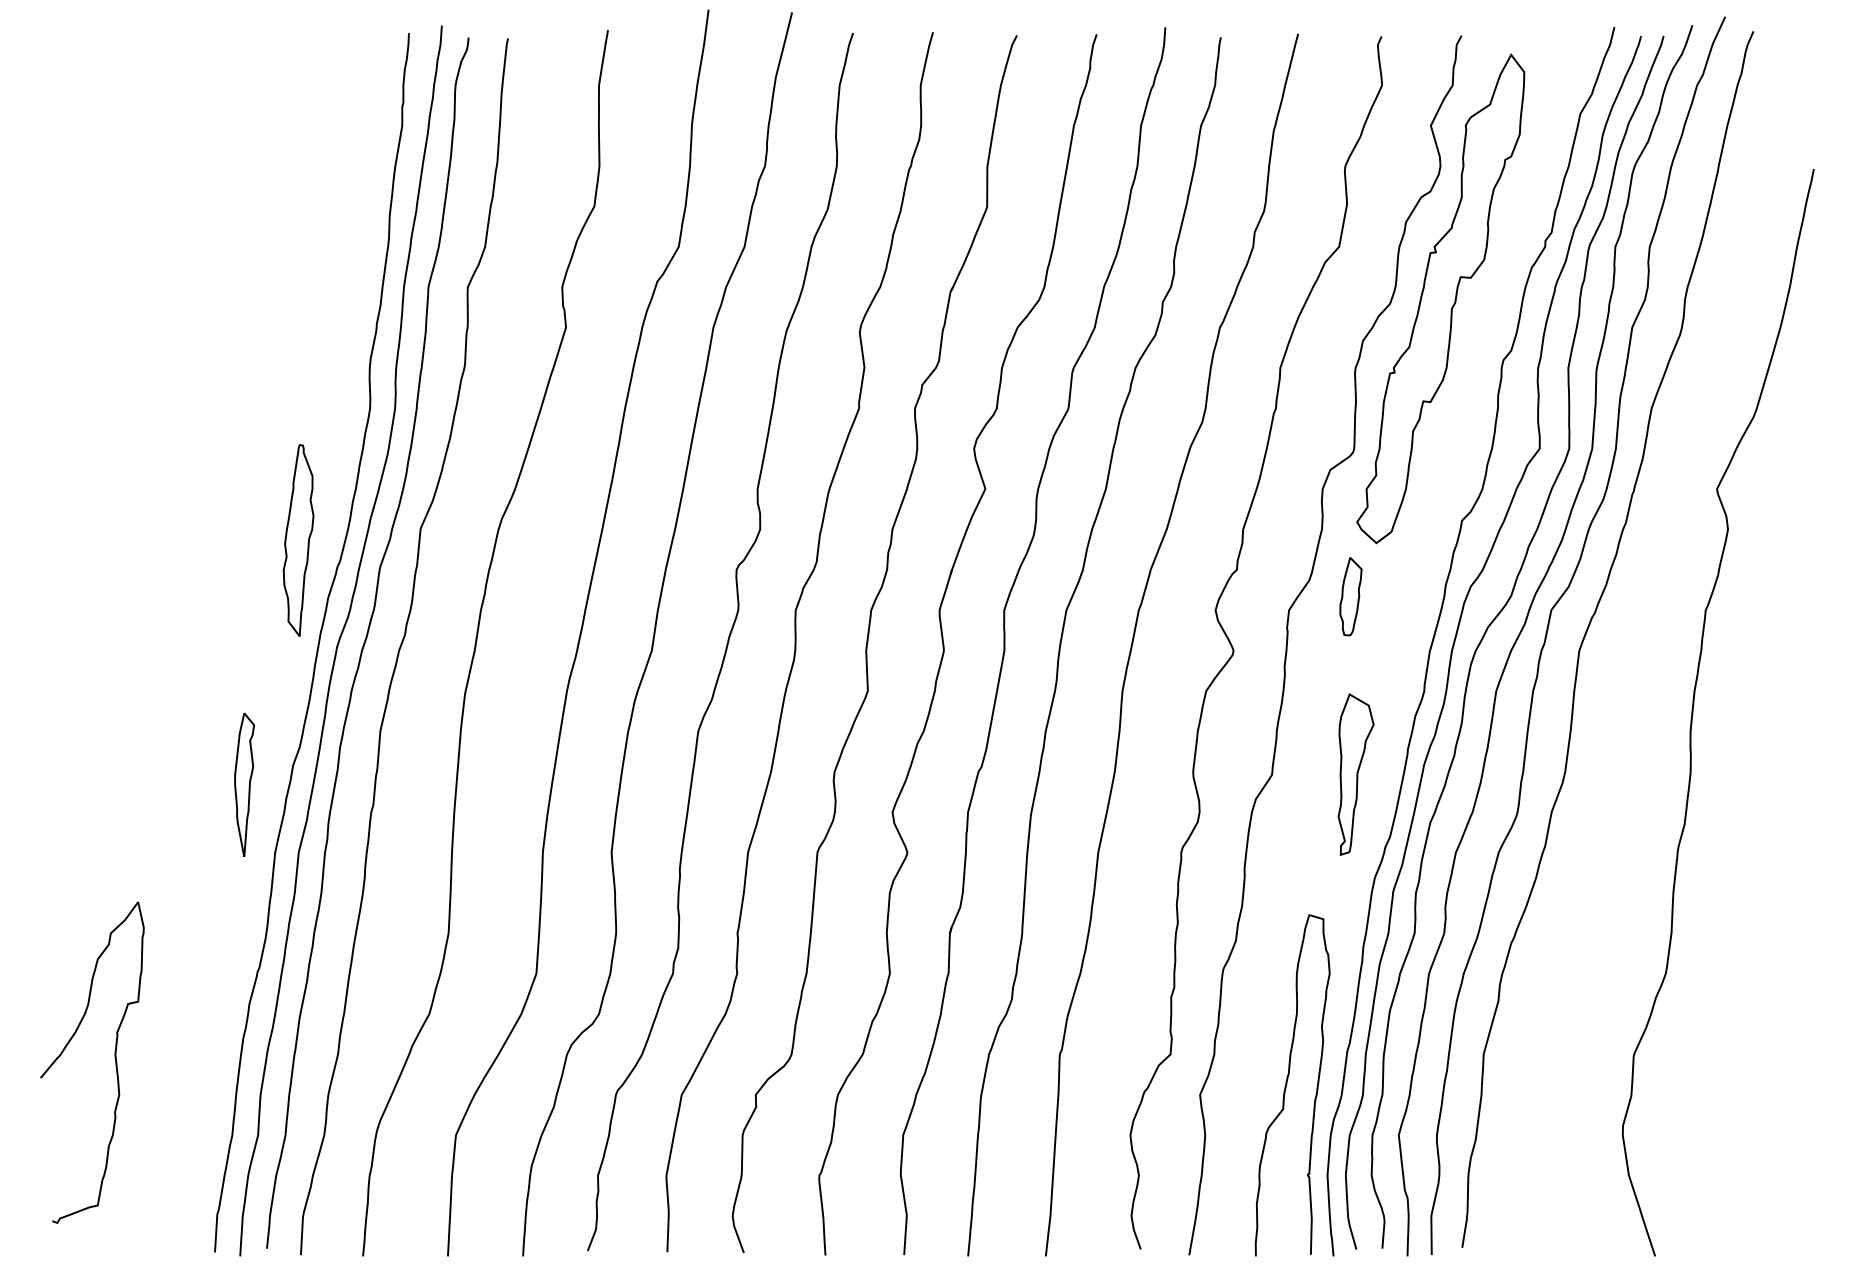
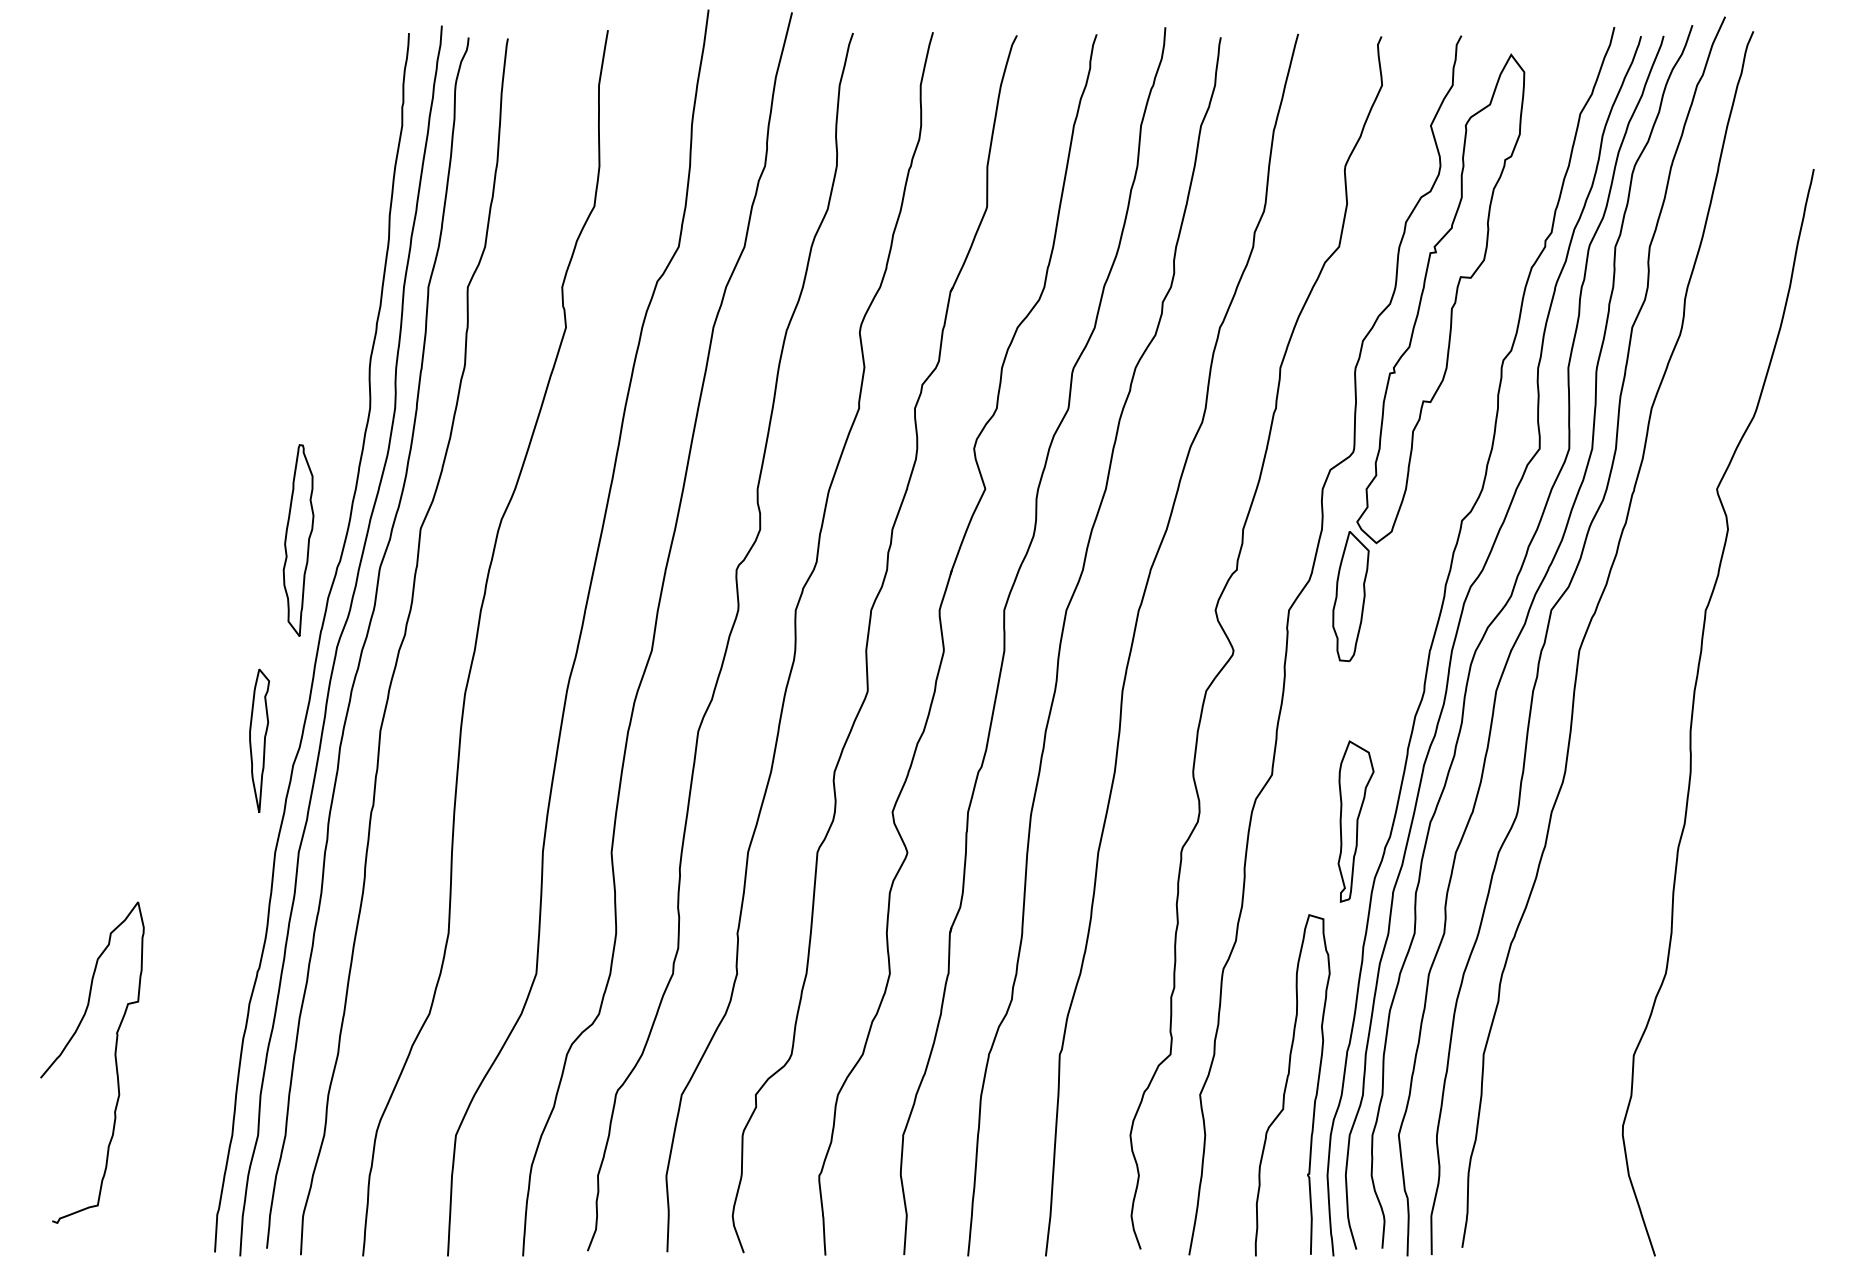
part size: 24x80 px -> 38x132 px (1350, 596)
part position: (1355, 774) -> (1355, 821) (1355, 821)
part position: (244, 784) -> (259, 740) (259, 740)
